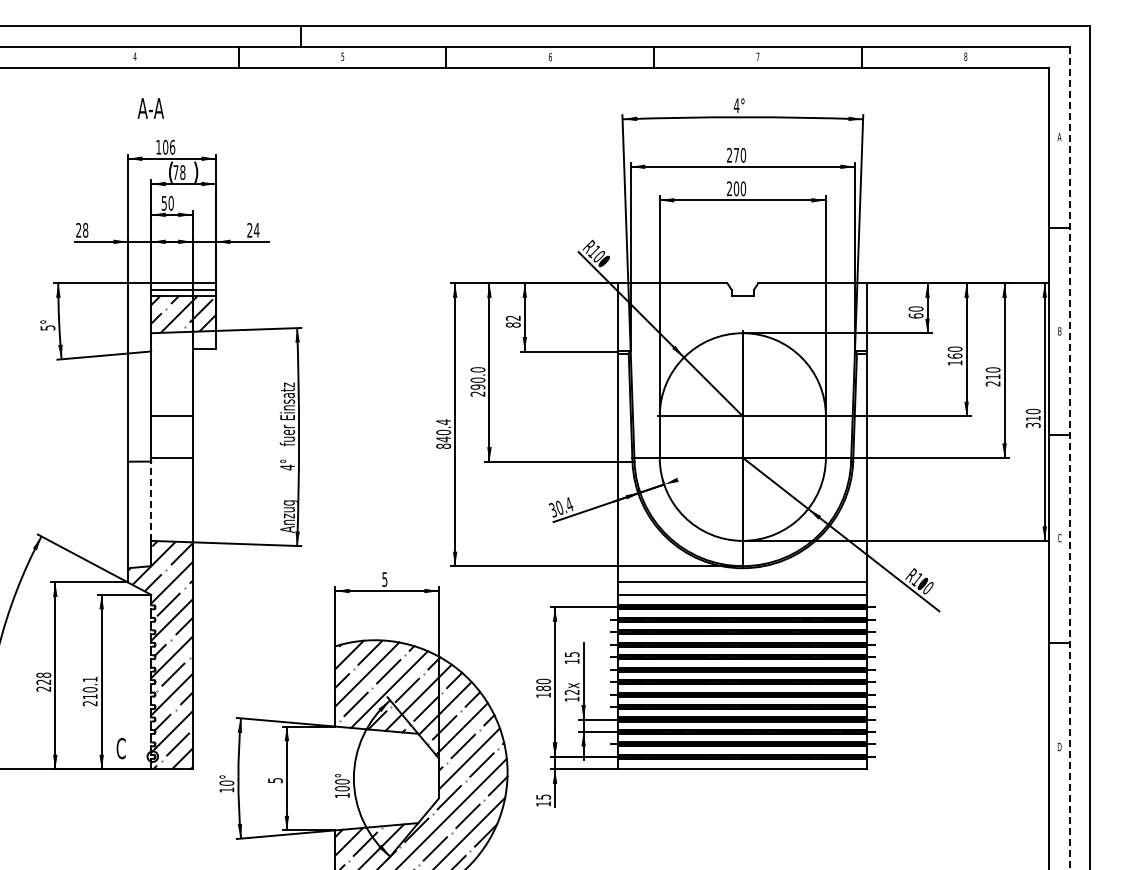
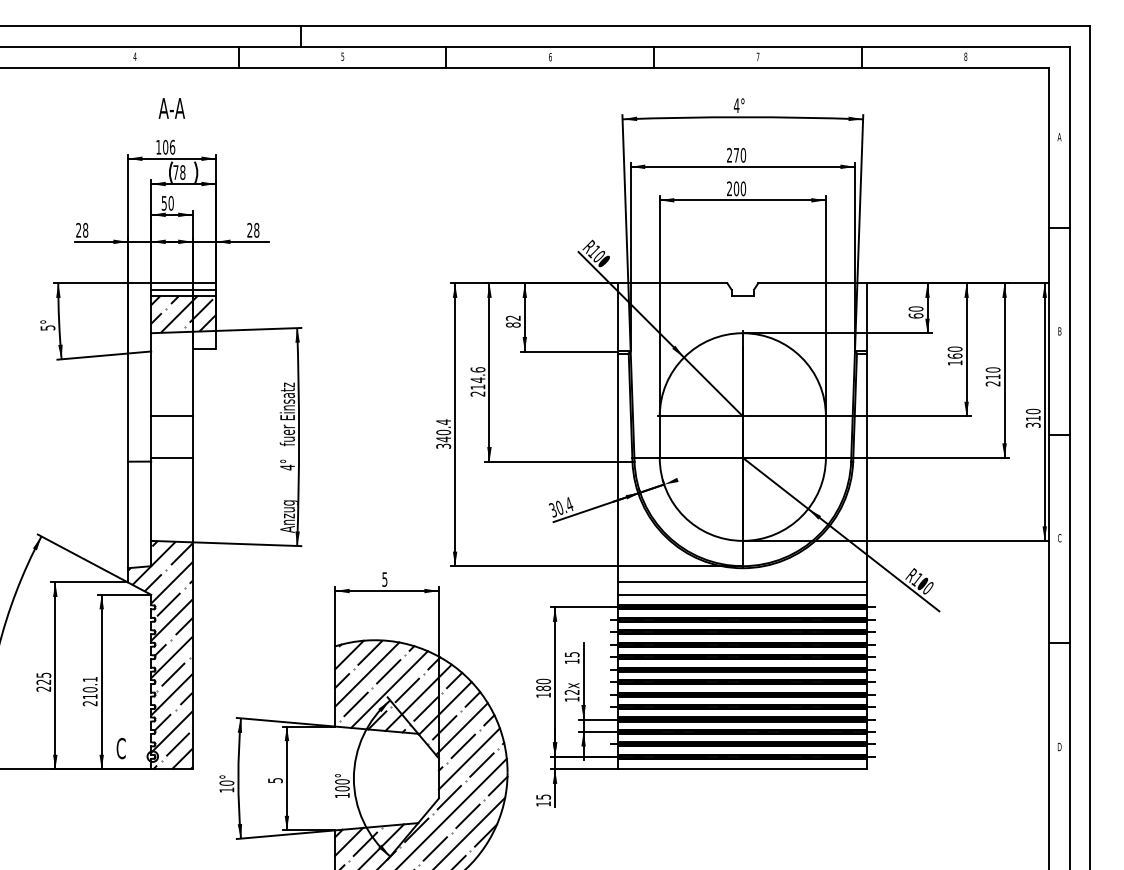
text position: (150, 108) -> (171, 108) (171, 108)
text: 24 -> 28 (256, 229)
text: 290.0 -> 214.6 (477, 378)
text: 840.4 -> 340.4 (443, 445)
line: dashed -> solid (1069, 458)
line: dashed -> solid (151, 499)
text: 228 -> 225 (43, 674)
